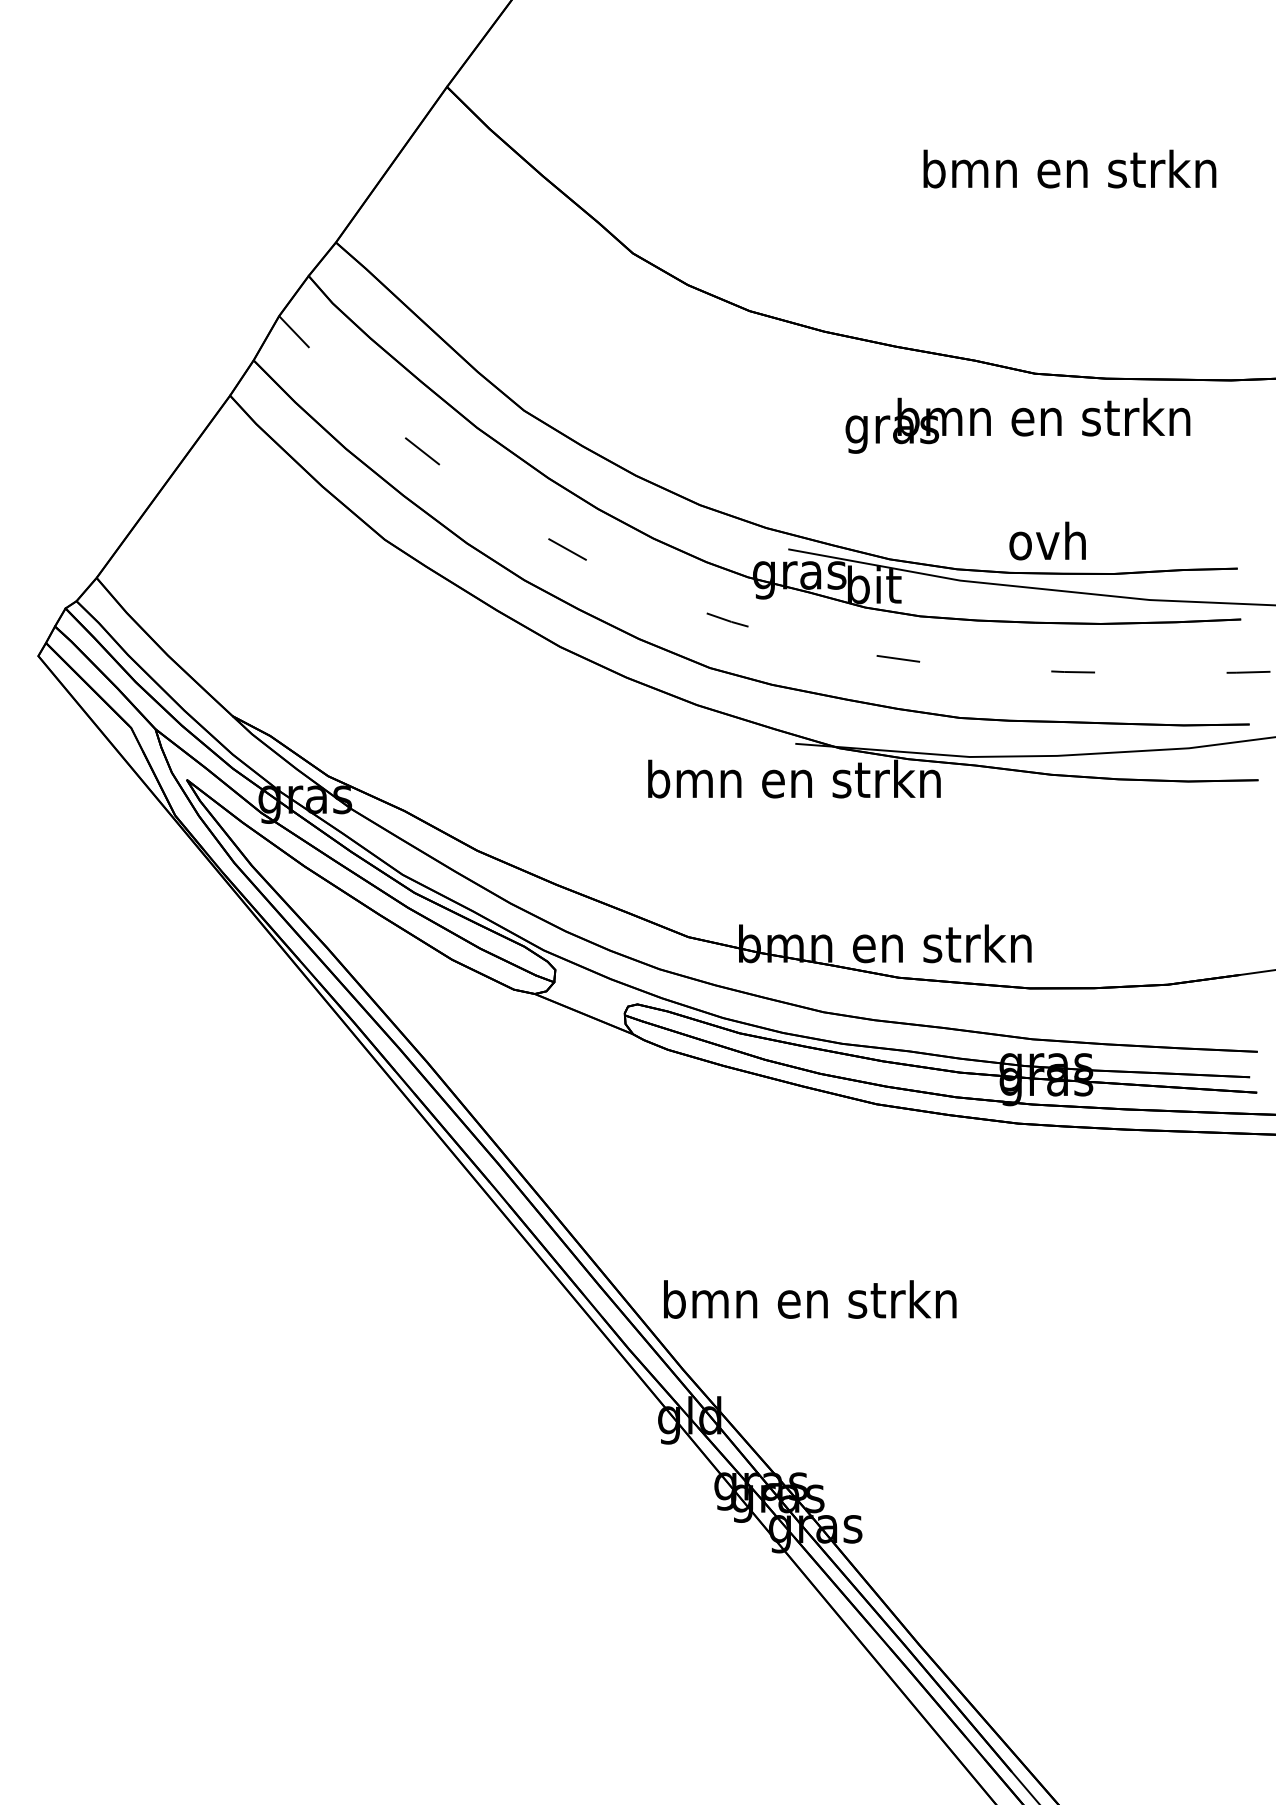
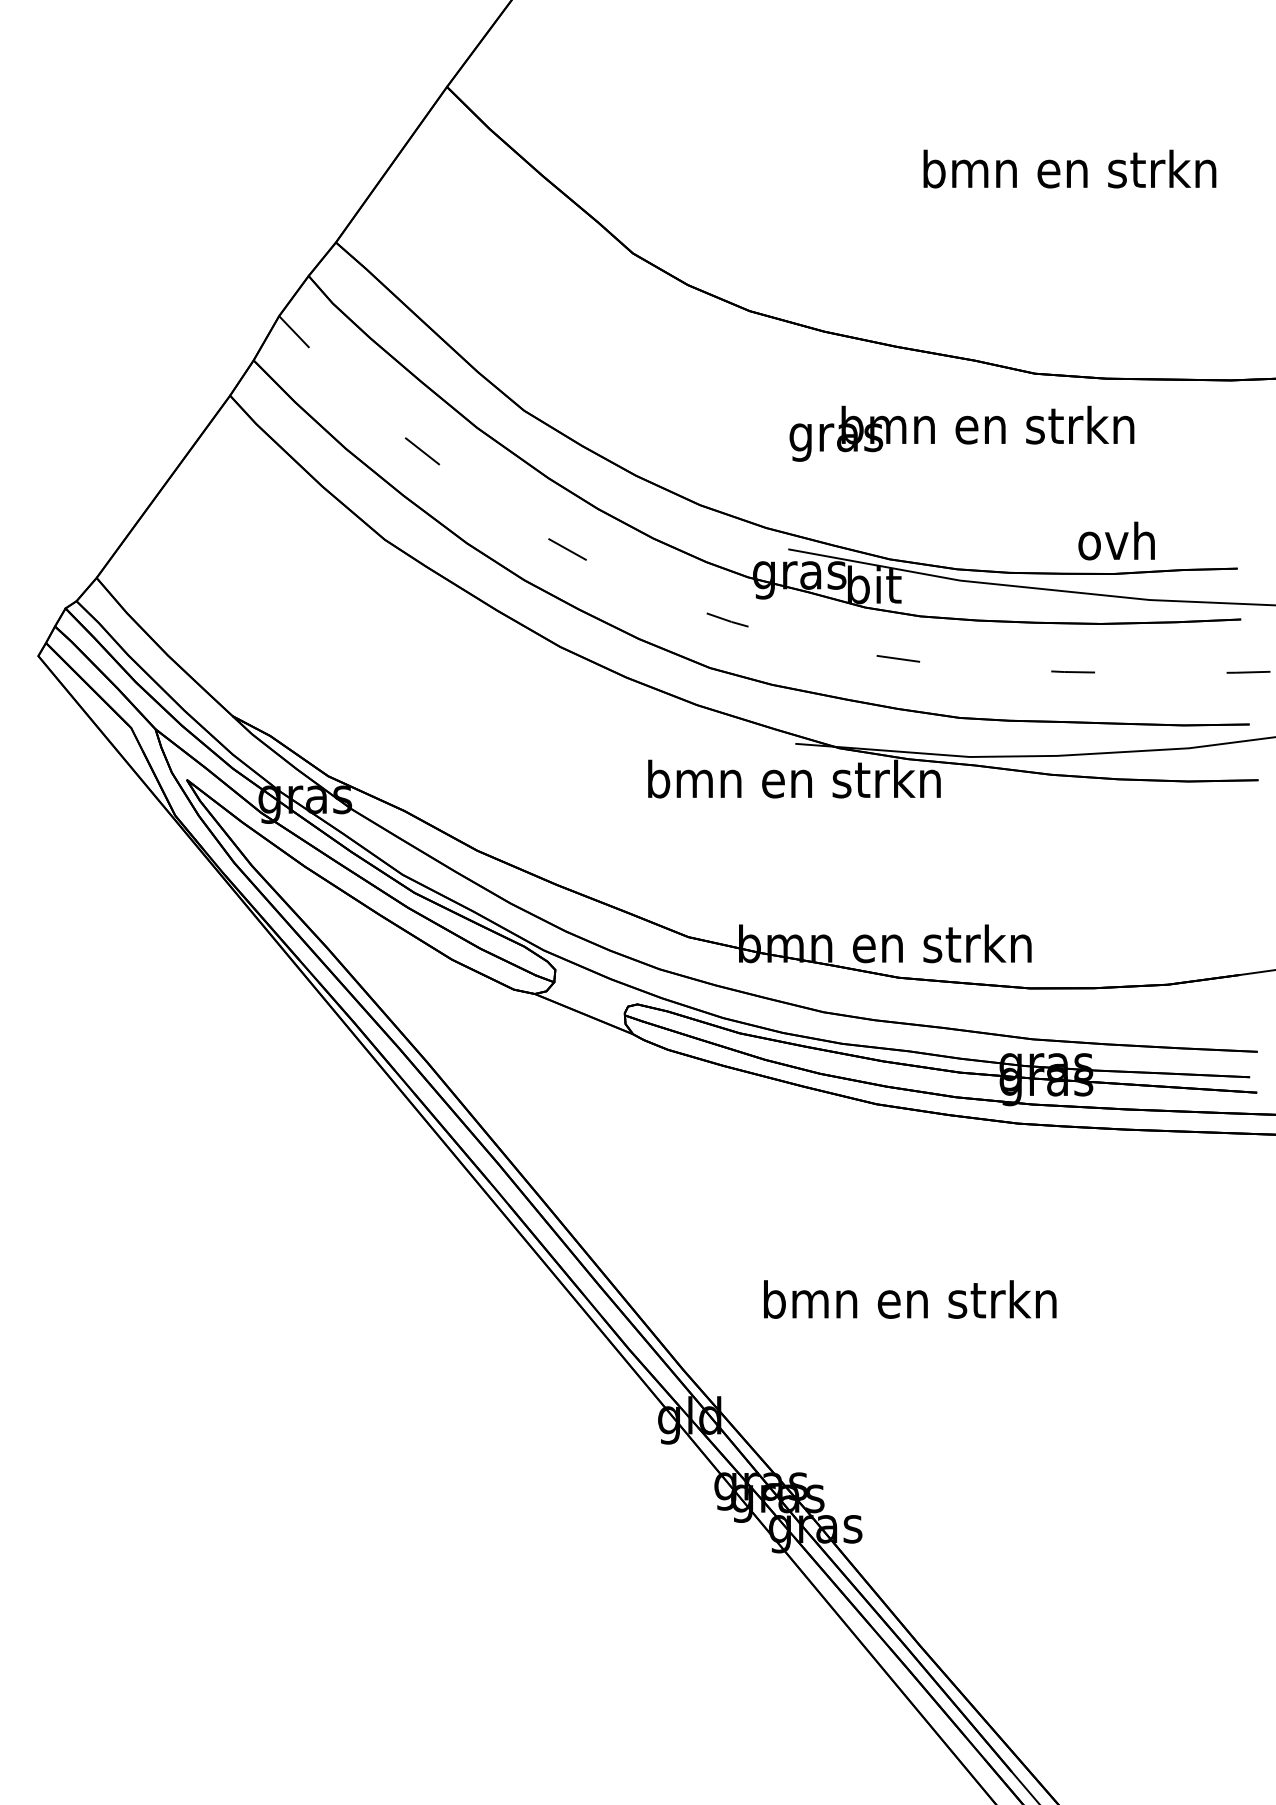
text position: (1017, 425) -> (961, 433) (961, 433)
text position: (1047, 540) -> (1116, 540) (1116, 540)
text position: (810, 1299) -> (910, 1299) (910, 1299)
